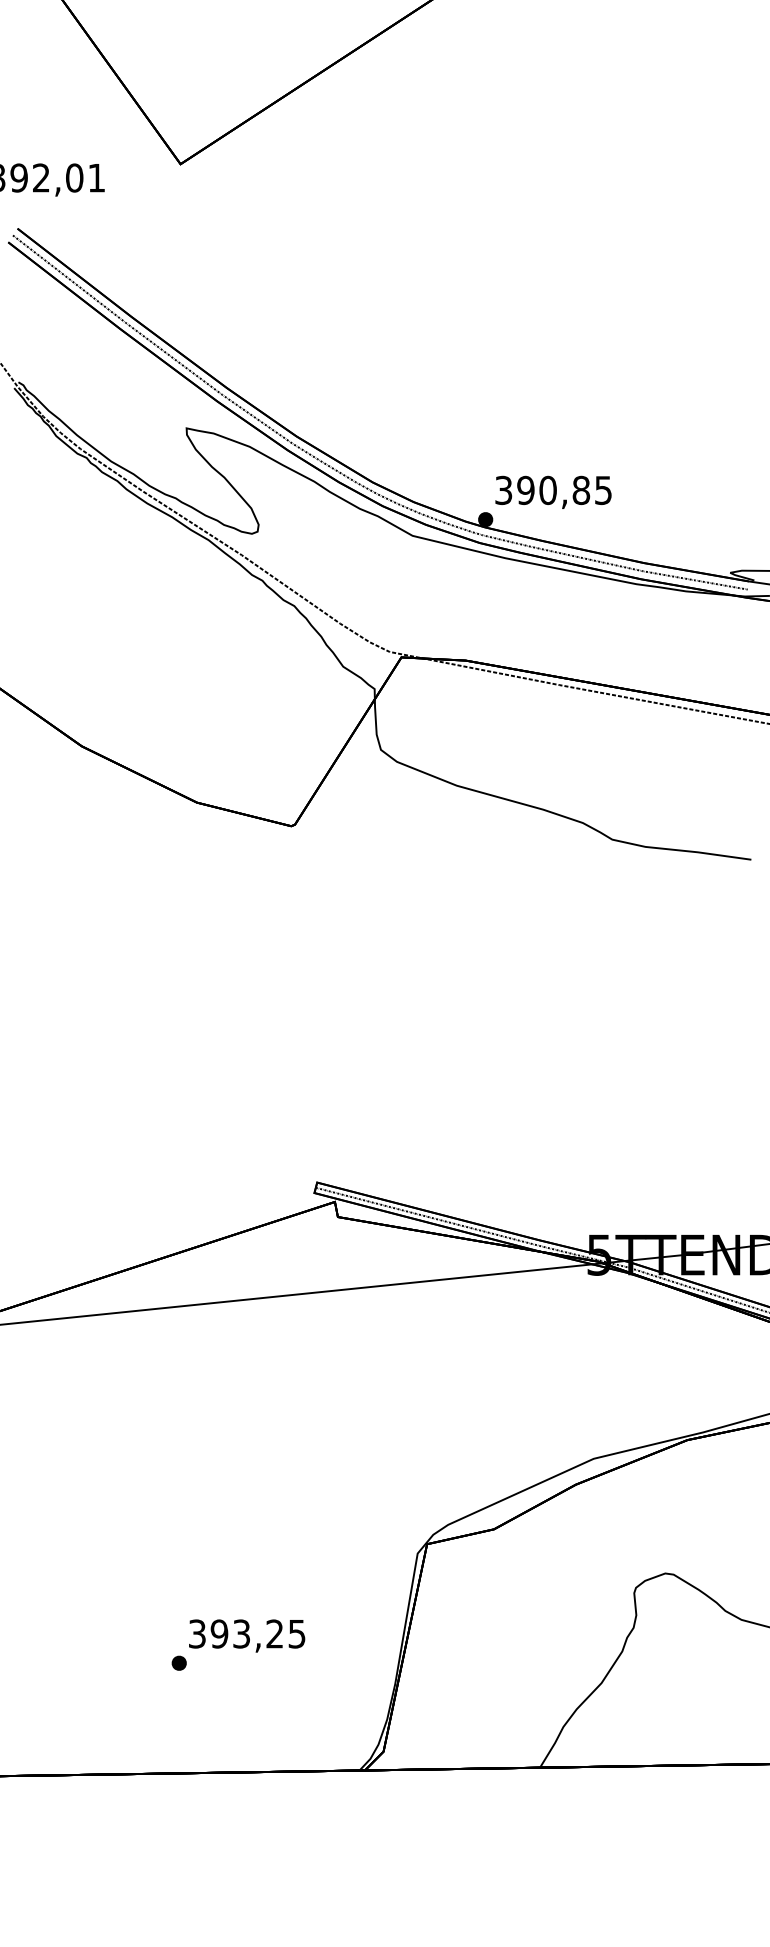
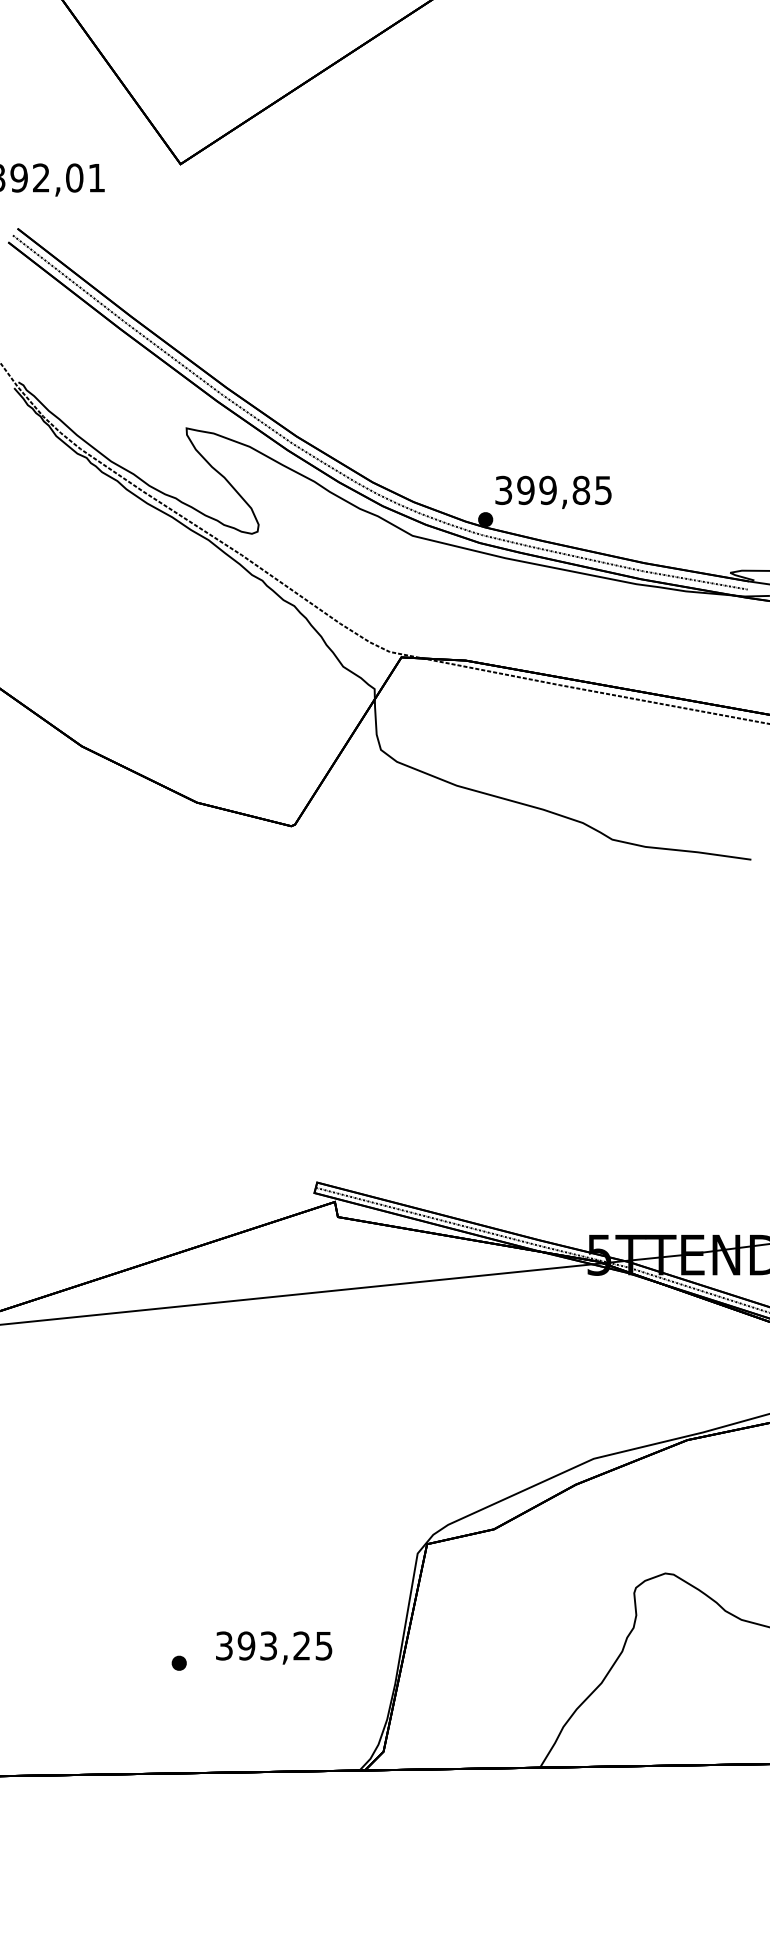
text: 390,85 -> 399,85 (547, 490)
text position: (247, 1635) -> (274, 1647) (274, 1647)
